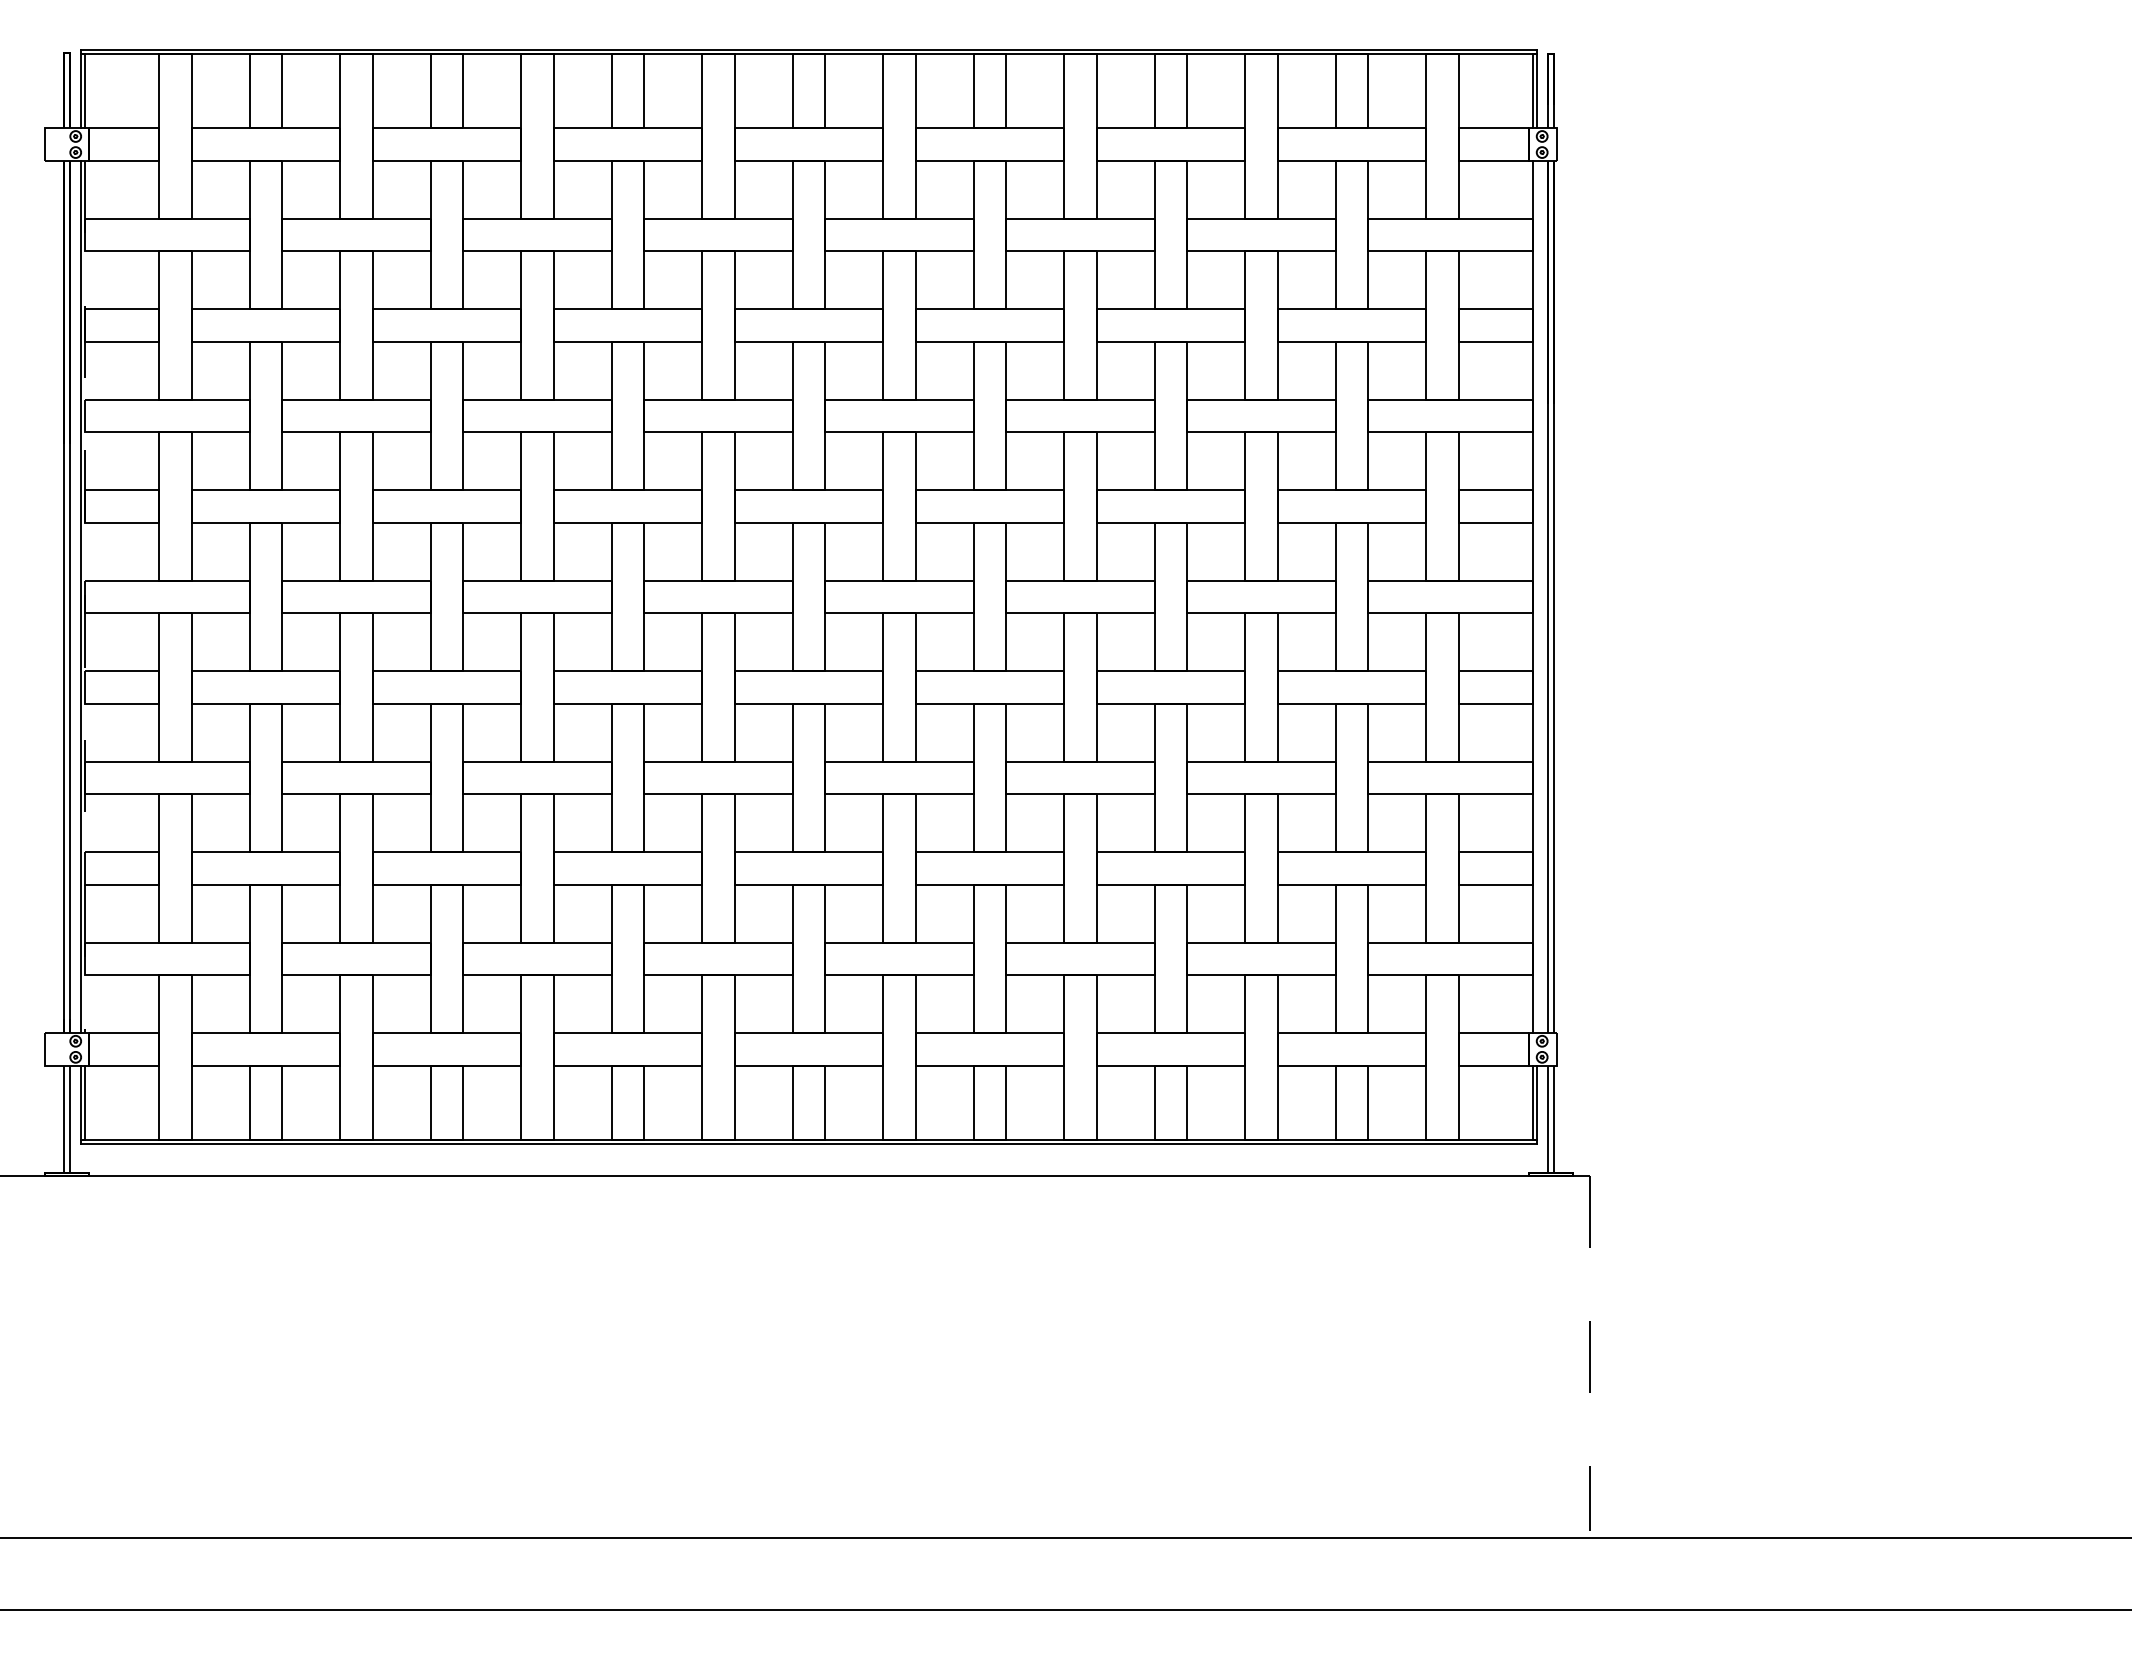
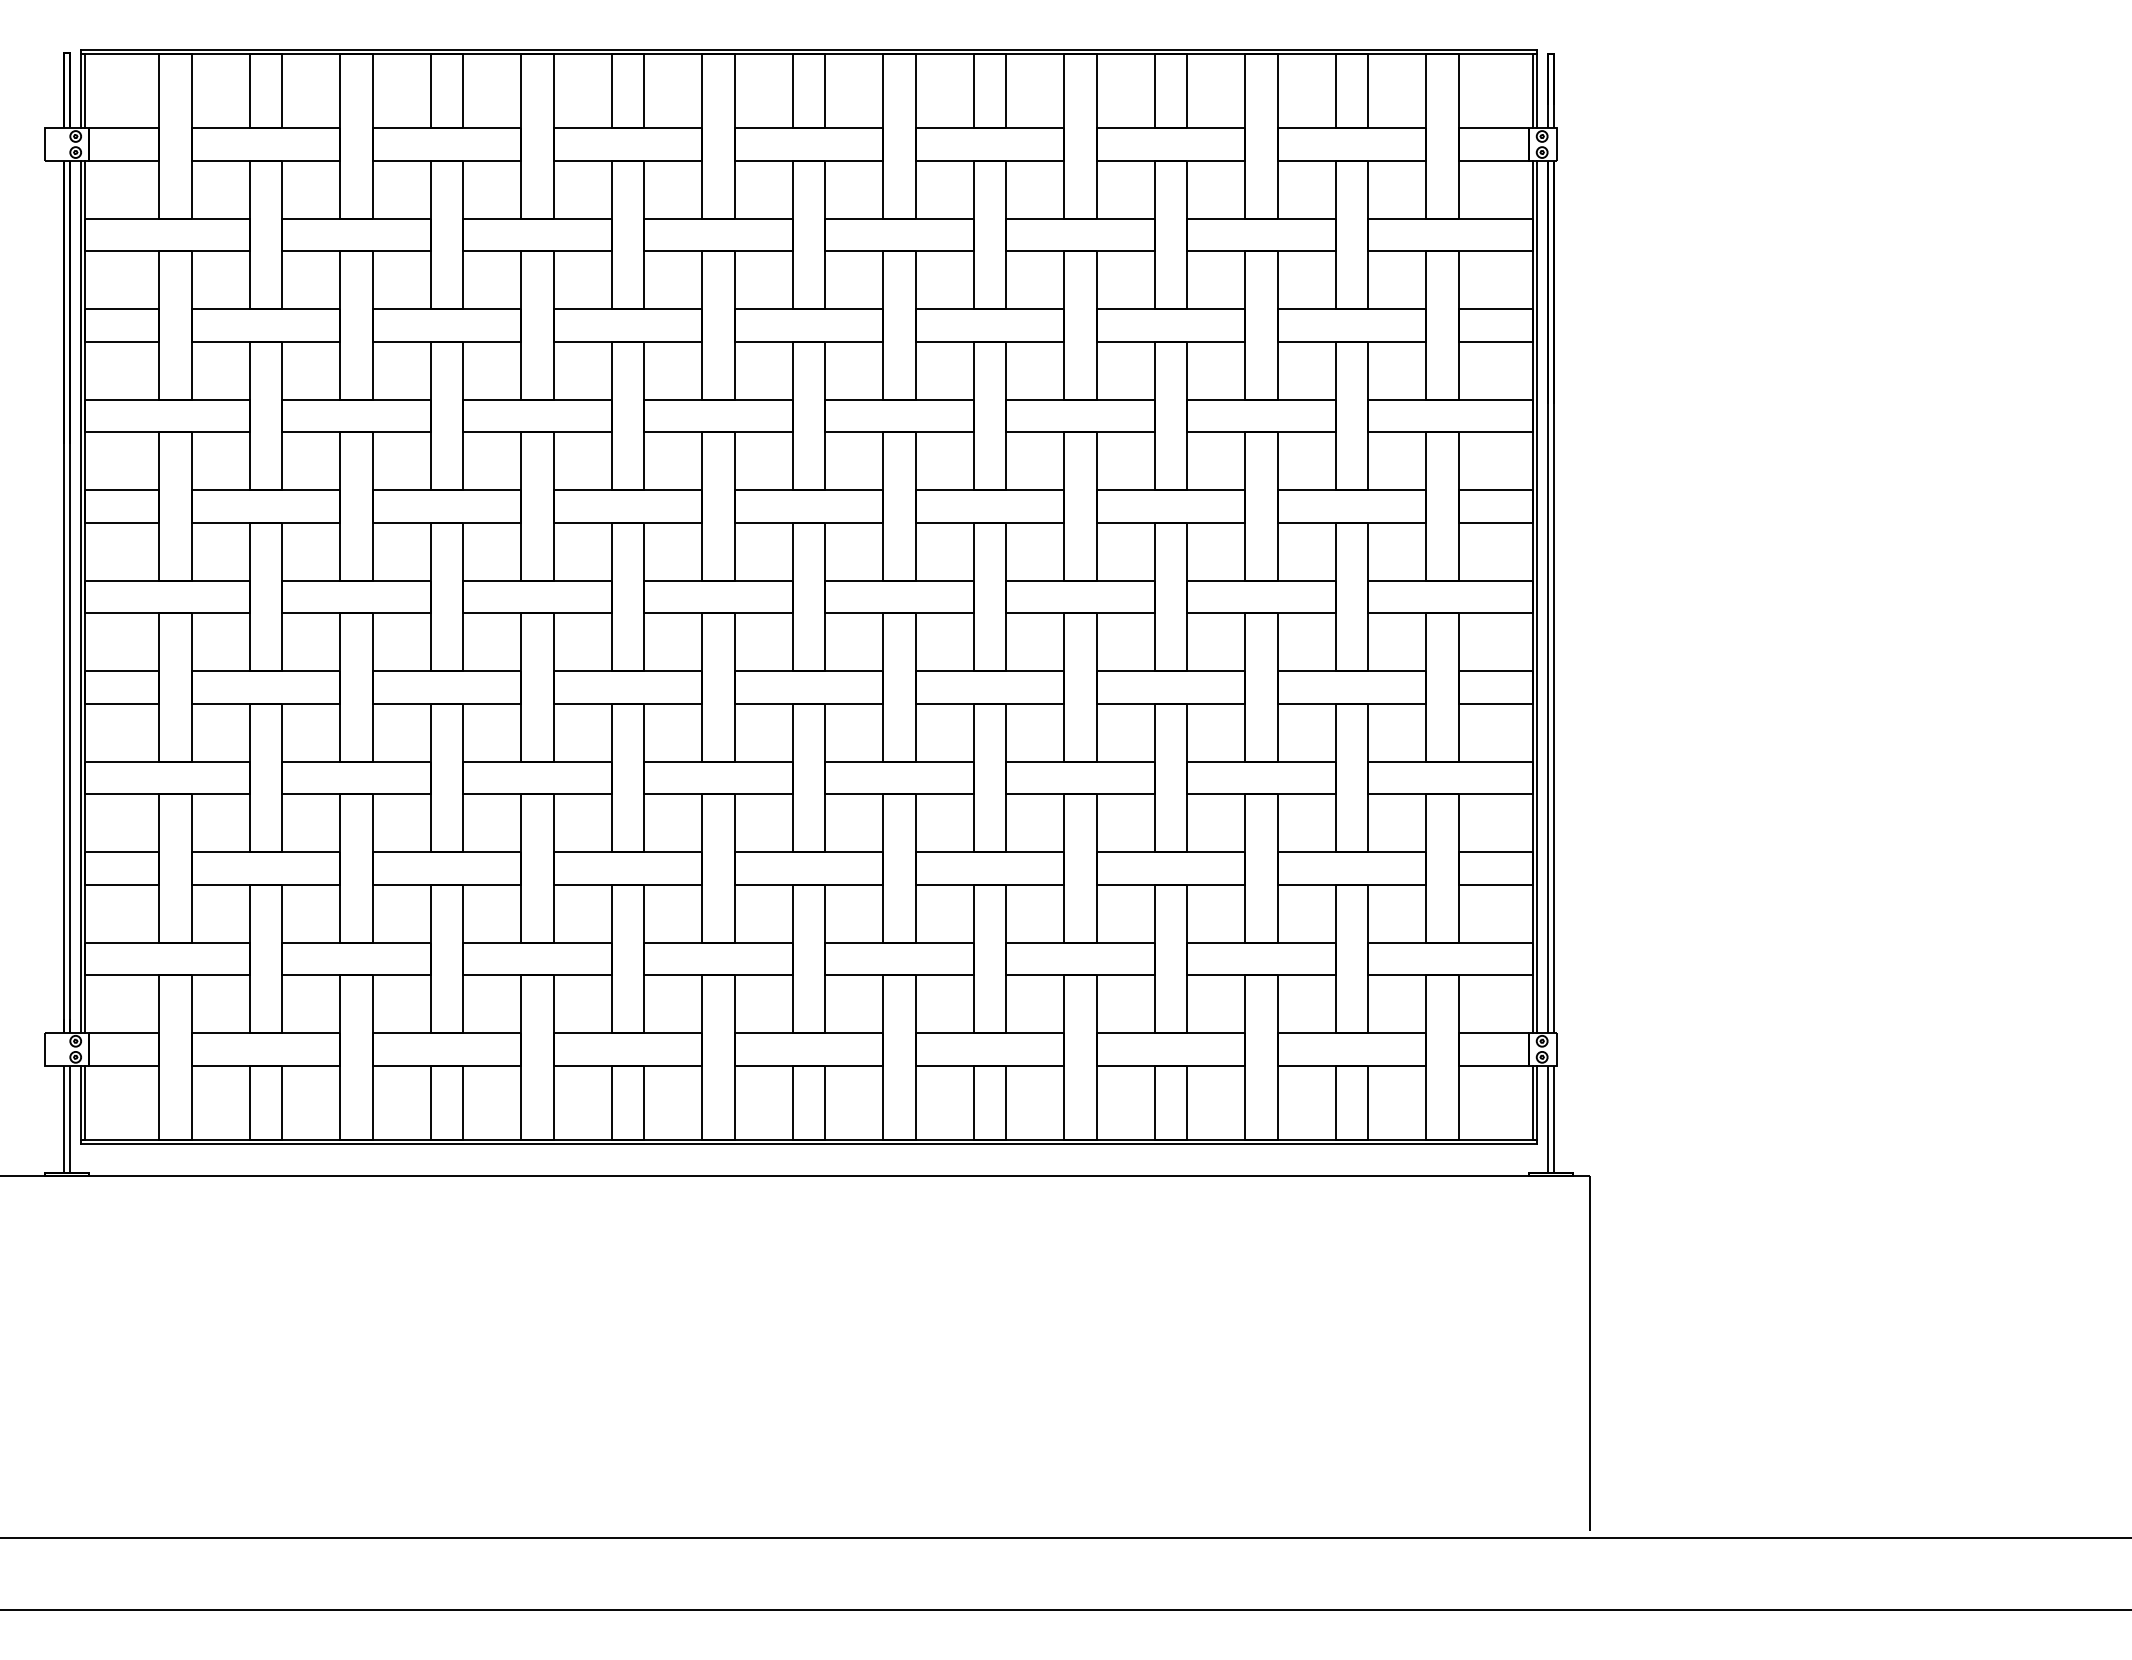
line: none -> present (1537, 596)
line: dashed -> solid (85, 597)
line: dashed -> solid (1590, 1353)
